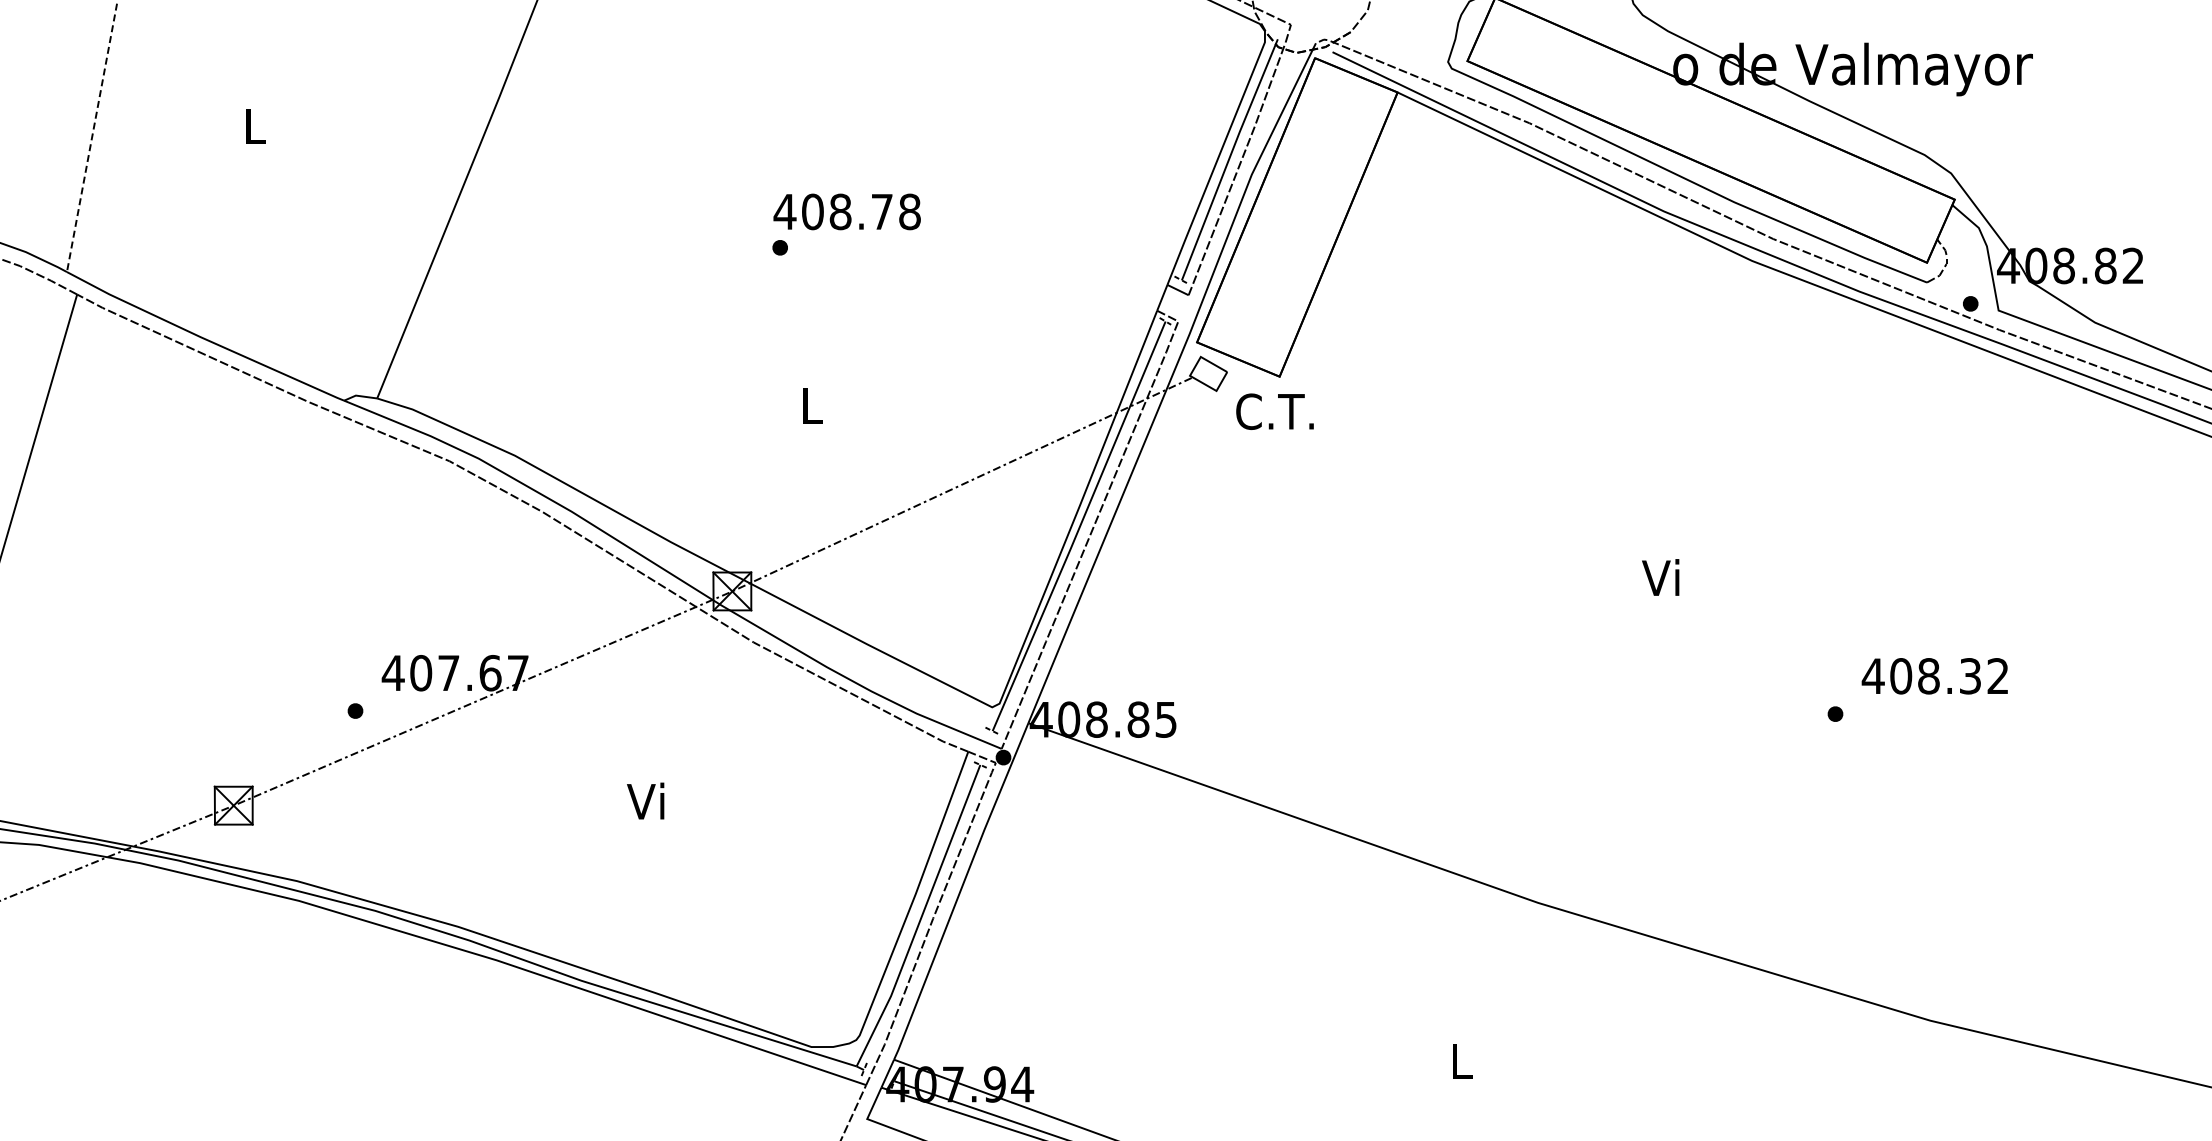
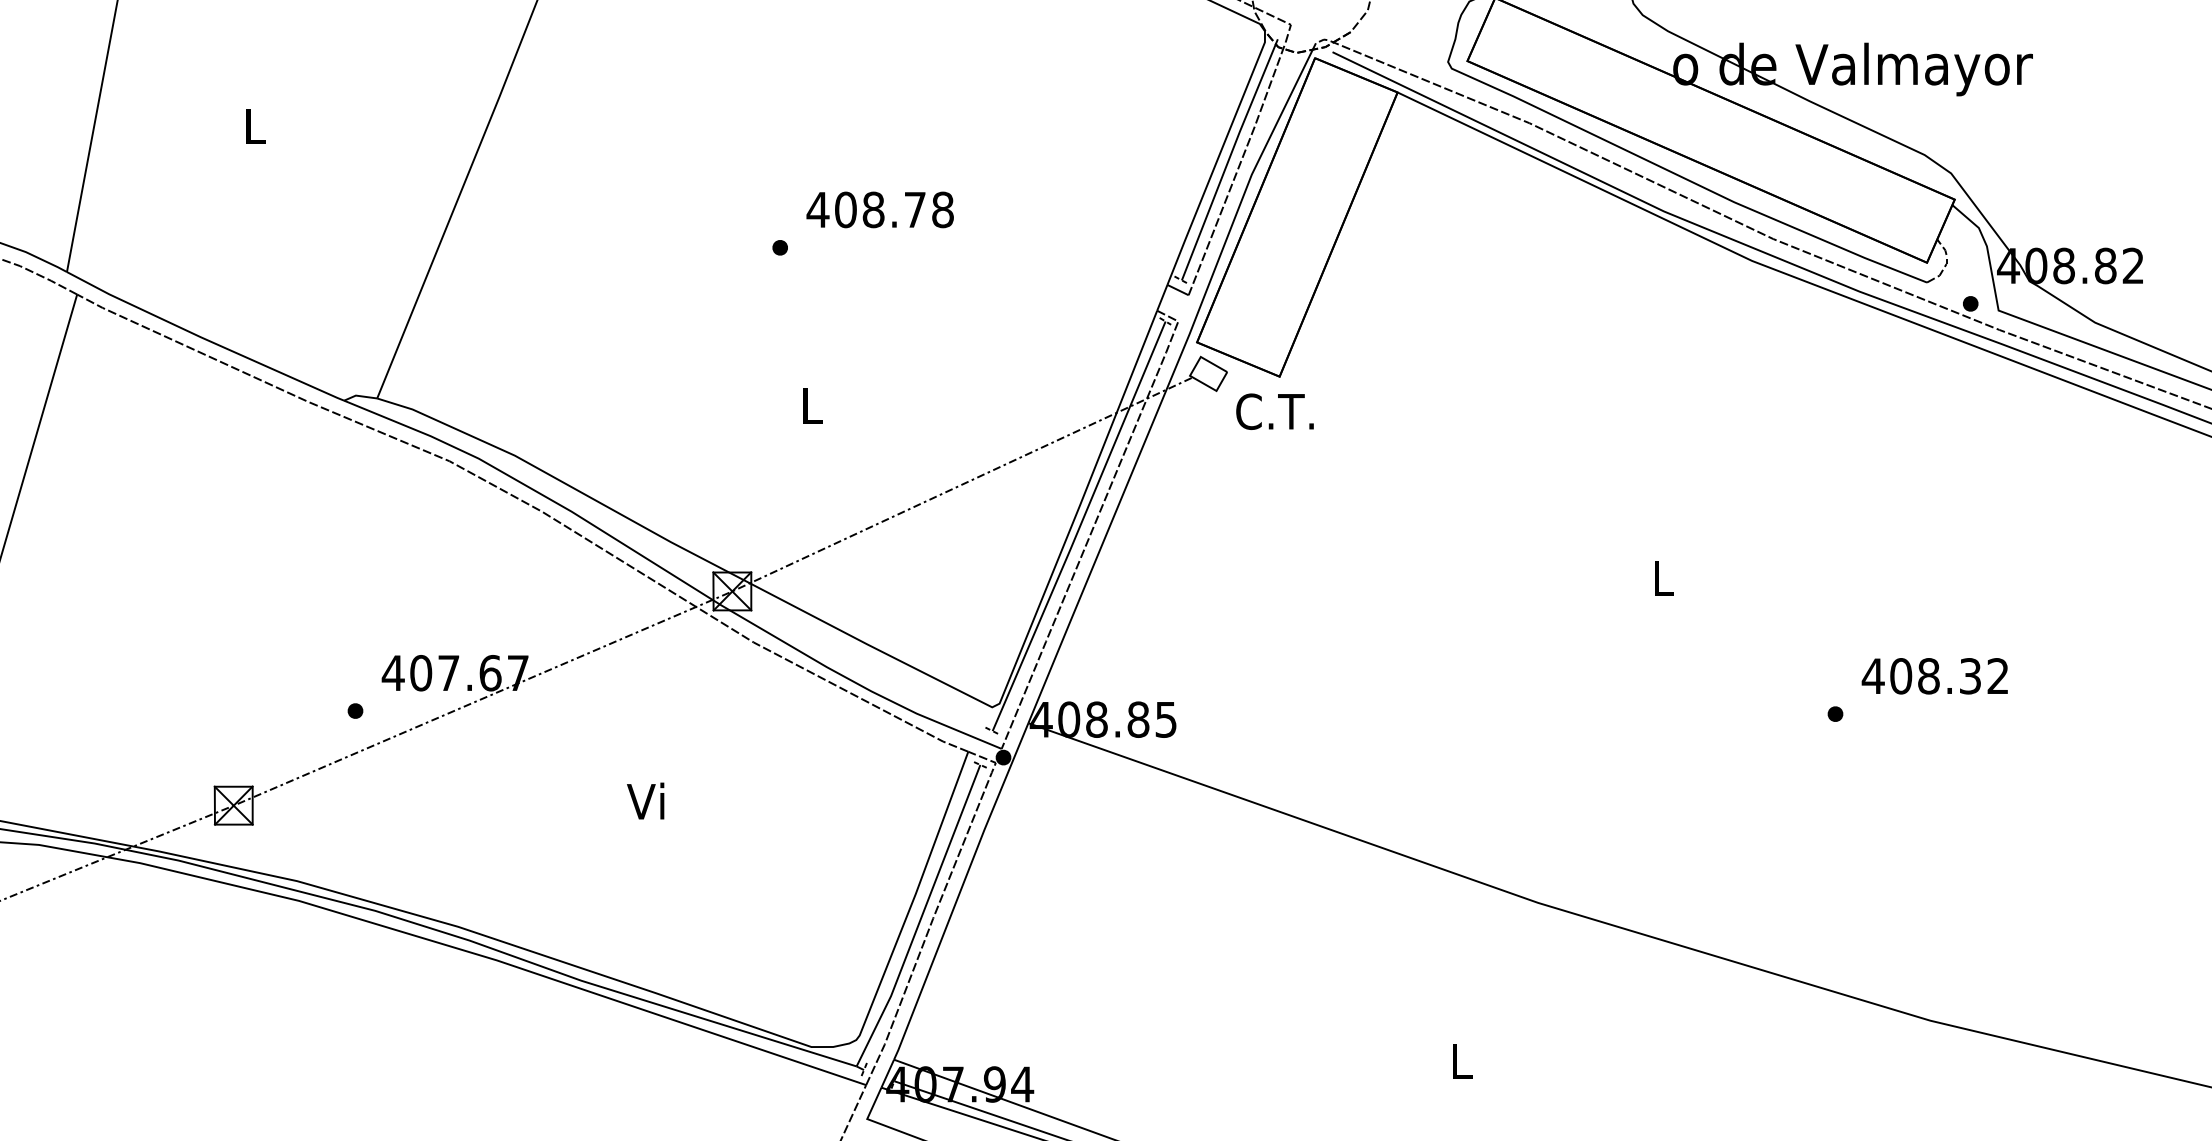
line: dashed -> solid (92, 136)
text position: (846, 211) -> (879, 209) (879, 209)
text: Vi -> L (1660, 577)
